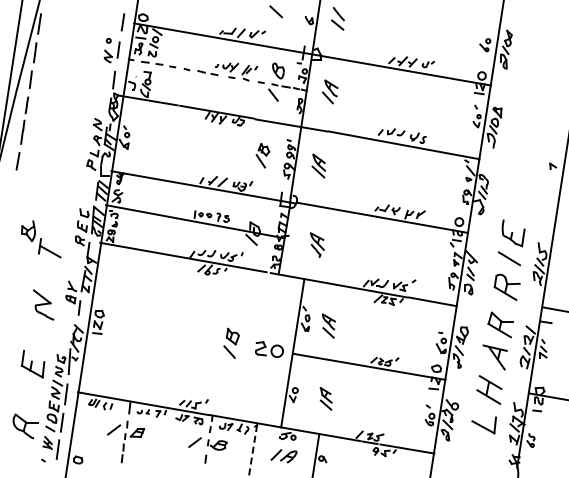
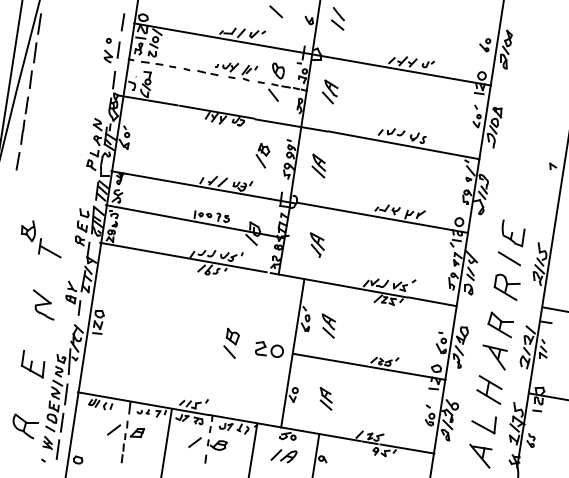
line: none -> present (166, 441)
line: dashed -> solid (252, 451)
part: none -> present (480, 455)
